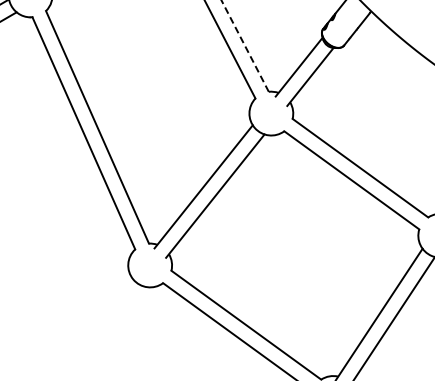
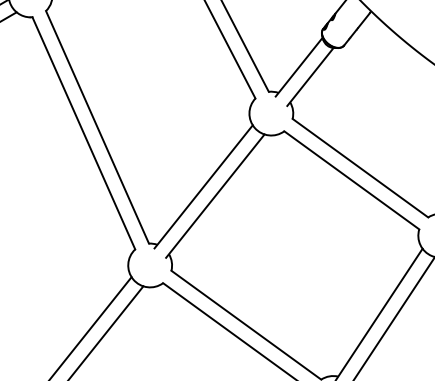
line: dashed -> solid (245, 45)
line: none -> present (91, 327)
line: none -> present (106, 331)
